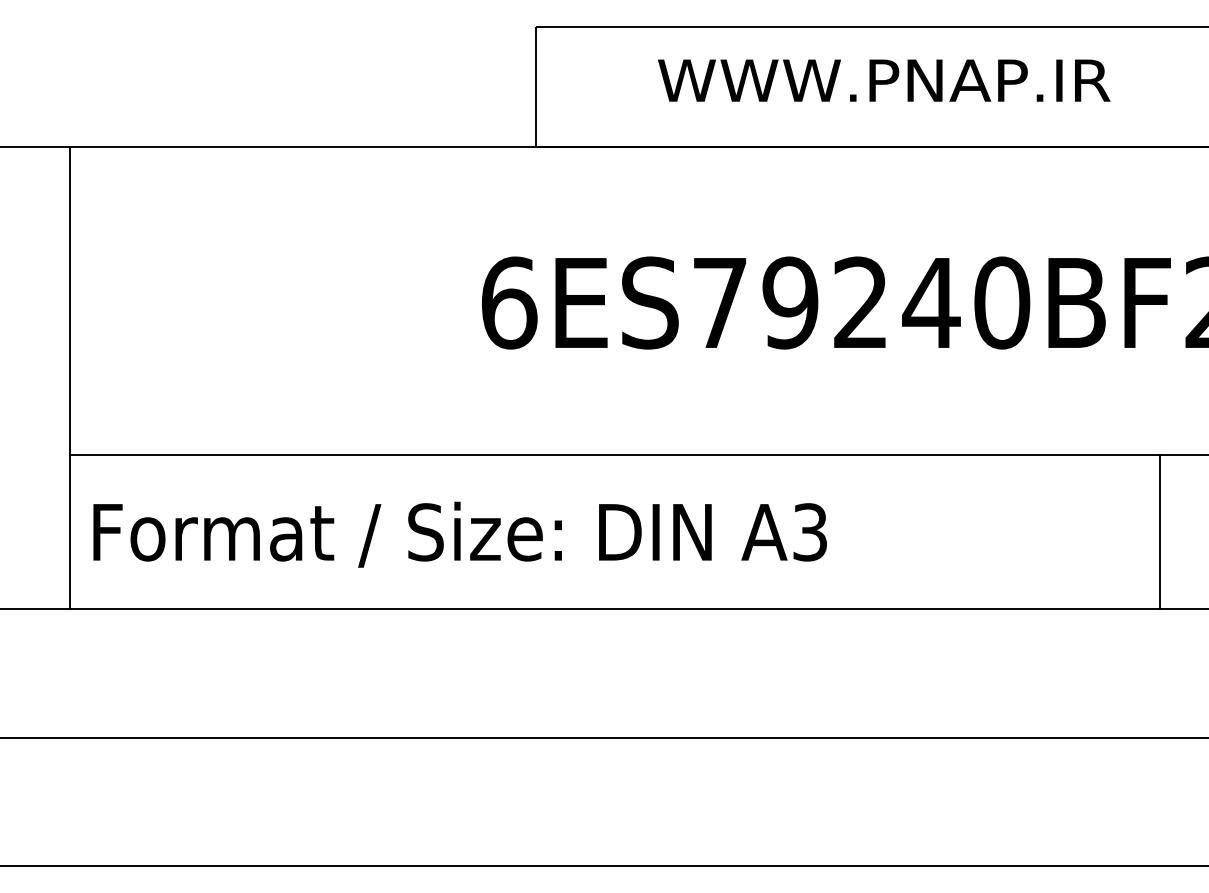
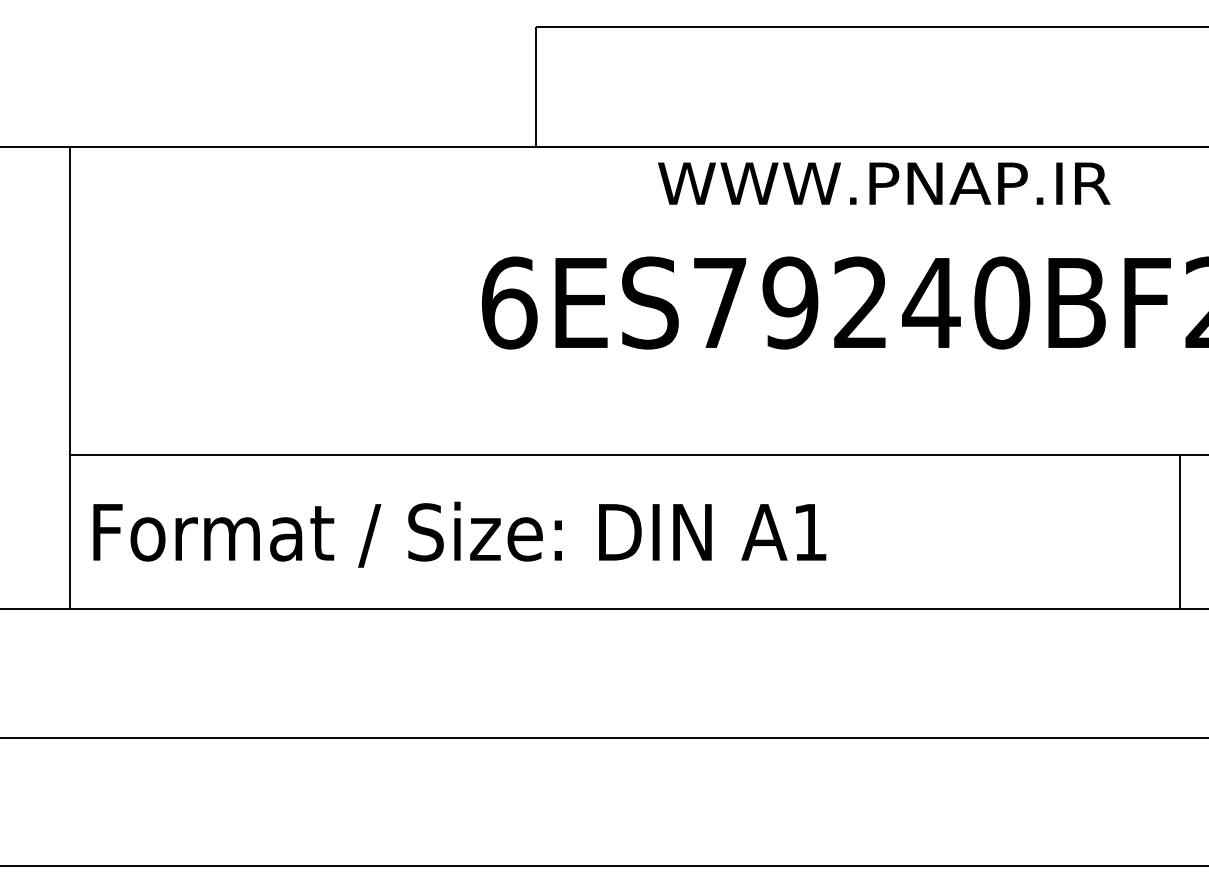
text position: (884, 80) -> (884, 183) (884, 183)
text: A3 -> A1 (809, 532)
line position: (1160, 532) -> (1180, 532) (1180, 532)
